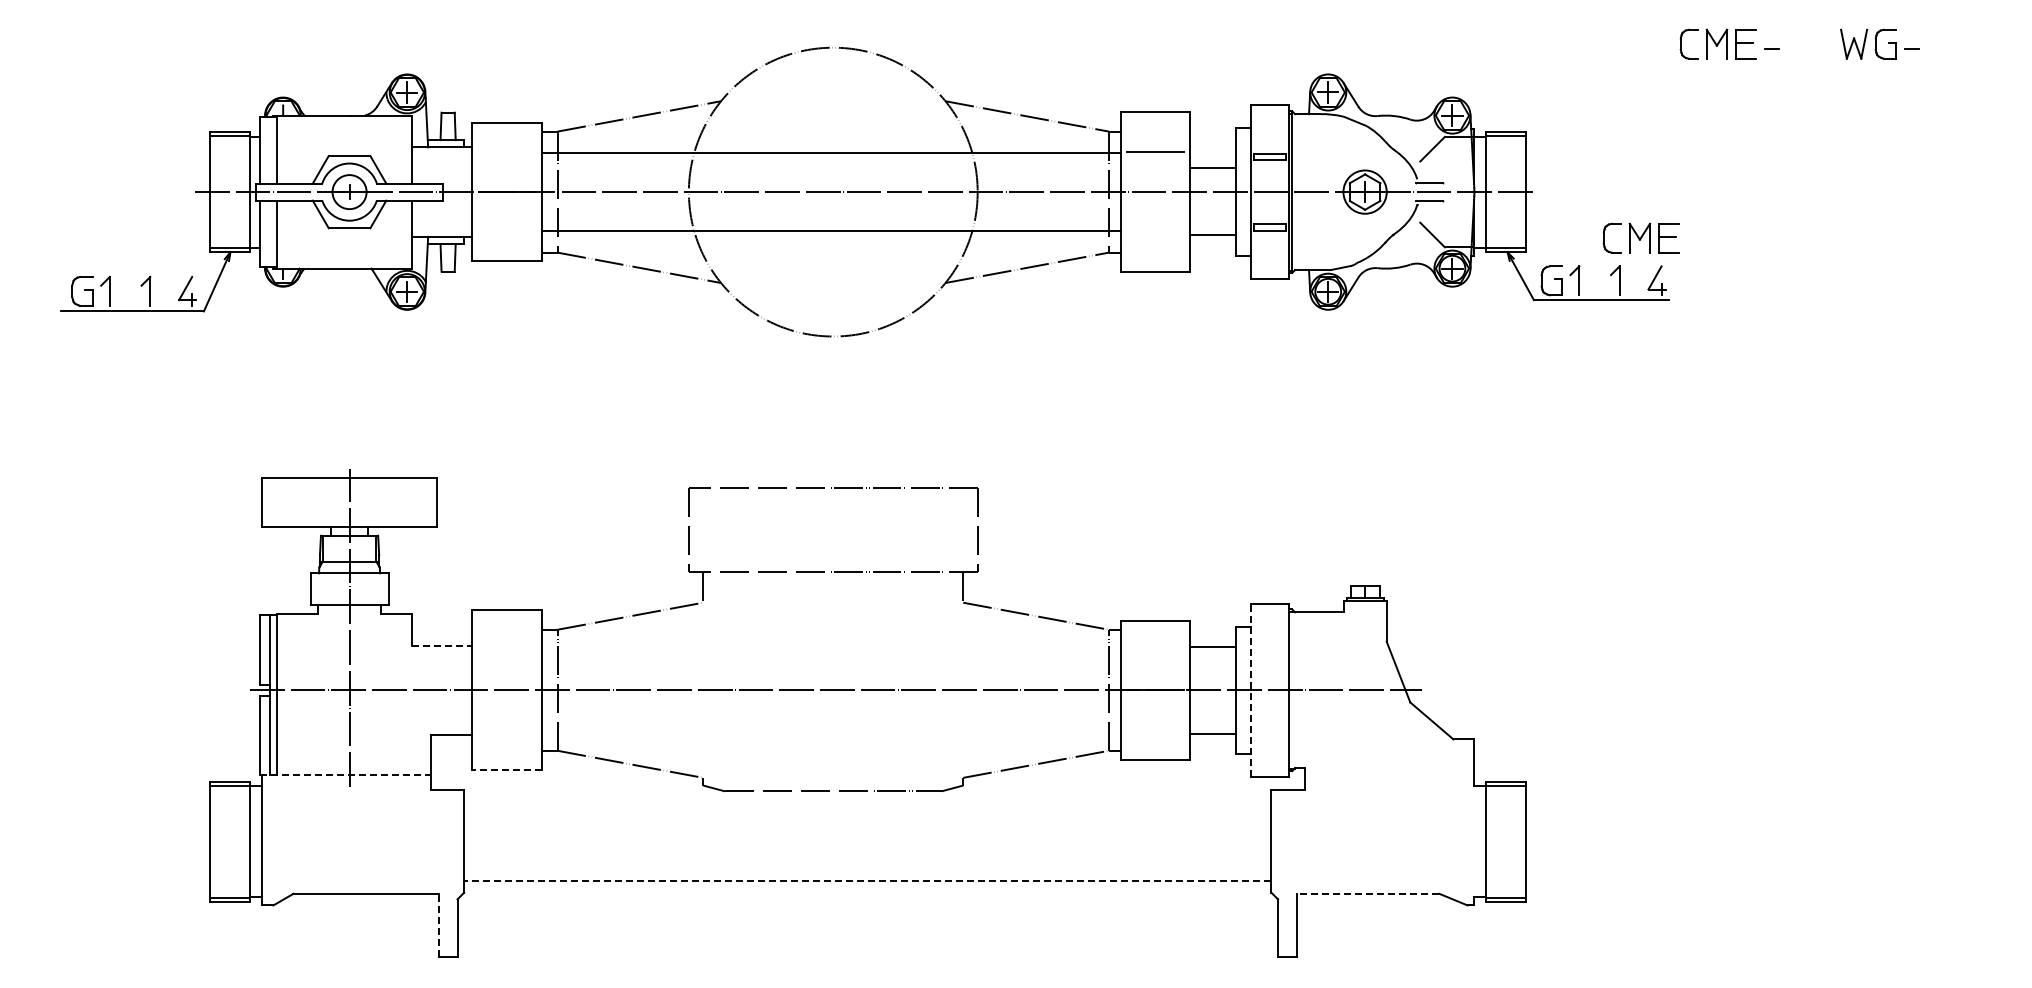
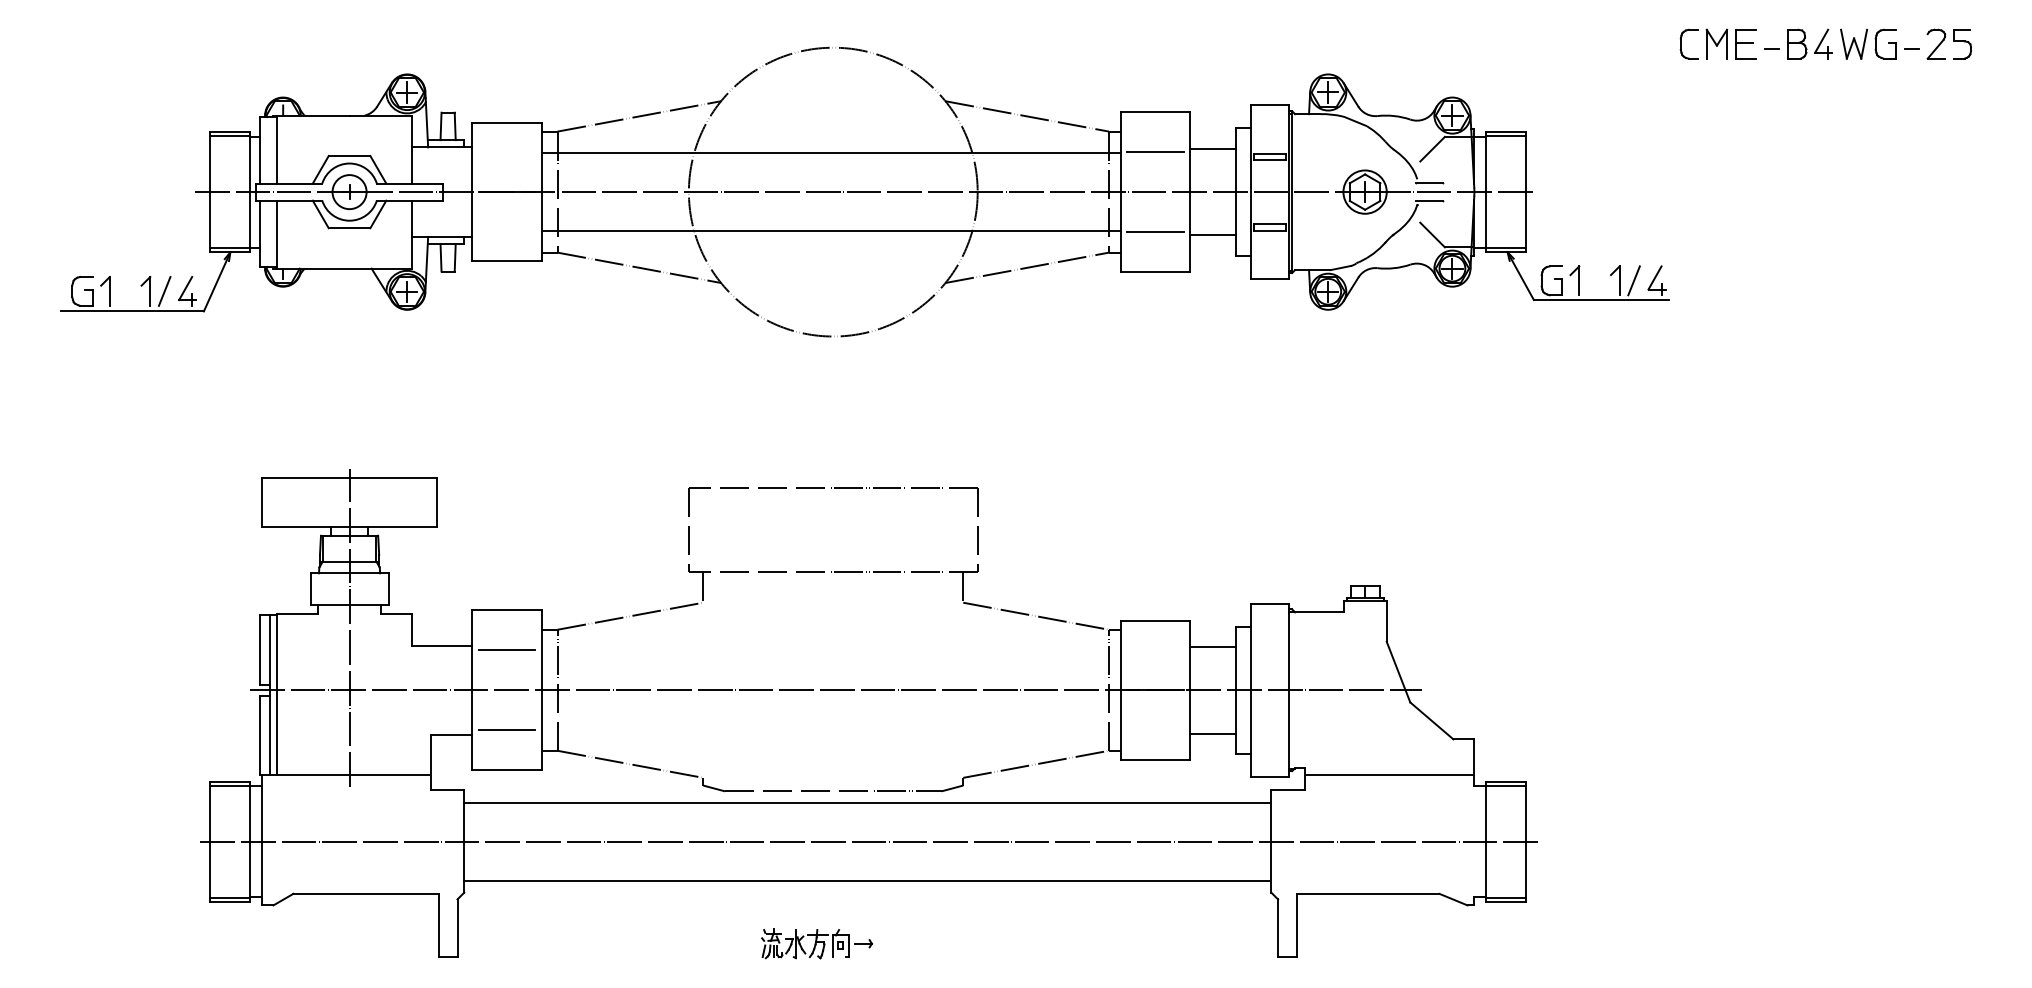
part: none -> present (1809, 43)
part: none -> present (1948, 43)
line position: (1212, 167) -> (1212, 148) (1212, 148)
line: none -> present (1154, 232)
part: present -> none (1640, 237)
line: none -> present (1633, 280)
line: none -> present (164, 291)
line: dashed -> solid (442, 645)
line: none -> present (506, 650)
line: dashed -> solid (1251, 690)
line: none -> present (506, 730)
line: dashed -> solid (506, 770)
line: dashed -> solid (345, 775)
line: none -> present (1389, 775)
line: none -> present (867, 802)
line: none -> present (866, 841)
line: dashed -> solid (867, 881)
line: dashed -> solid (1367, 893)
line: dashed -> solid (438, 925)
part: none -> present (817, 943)
